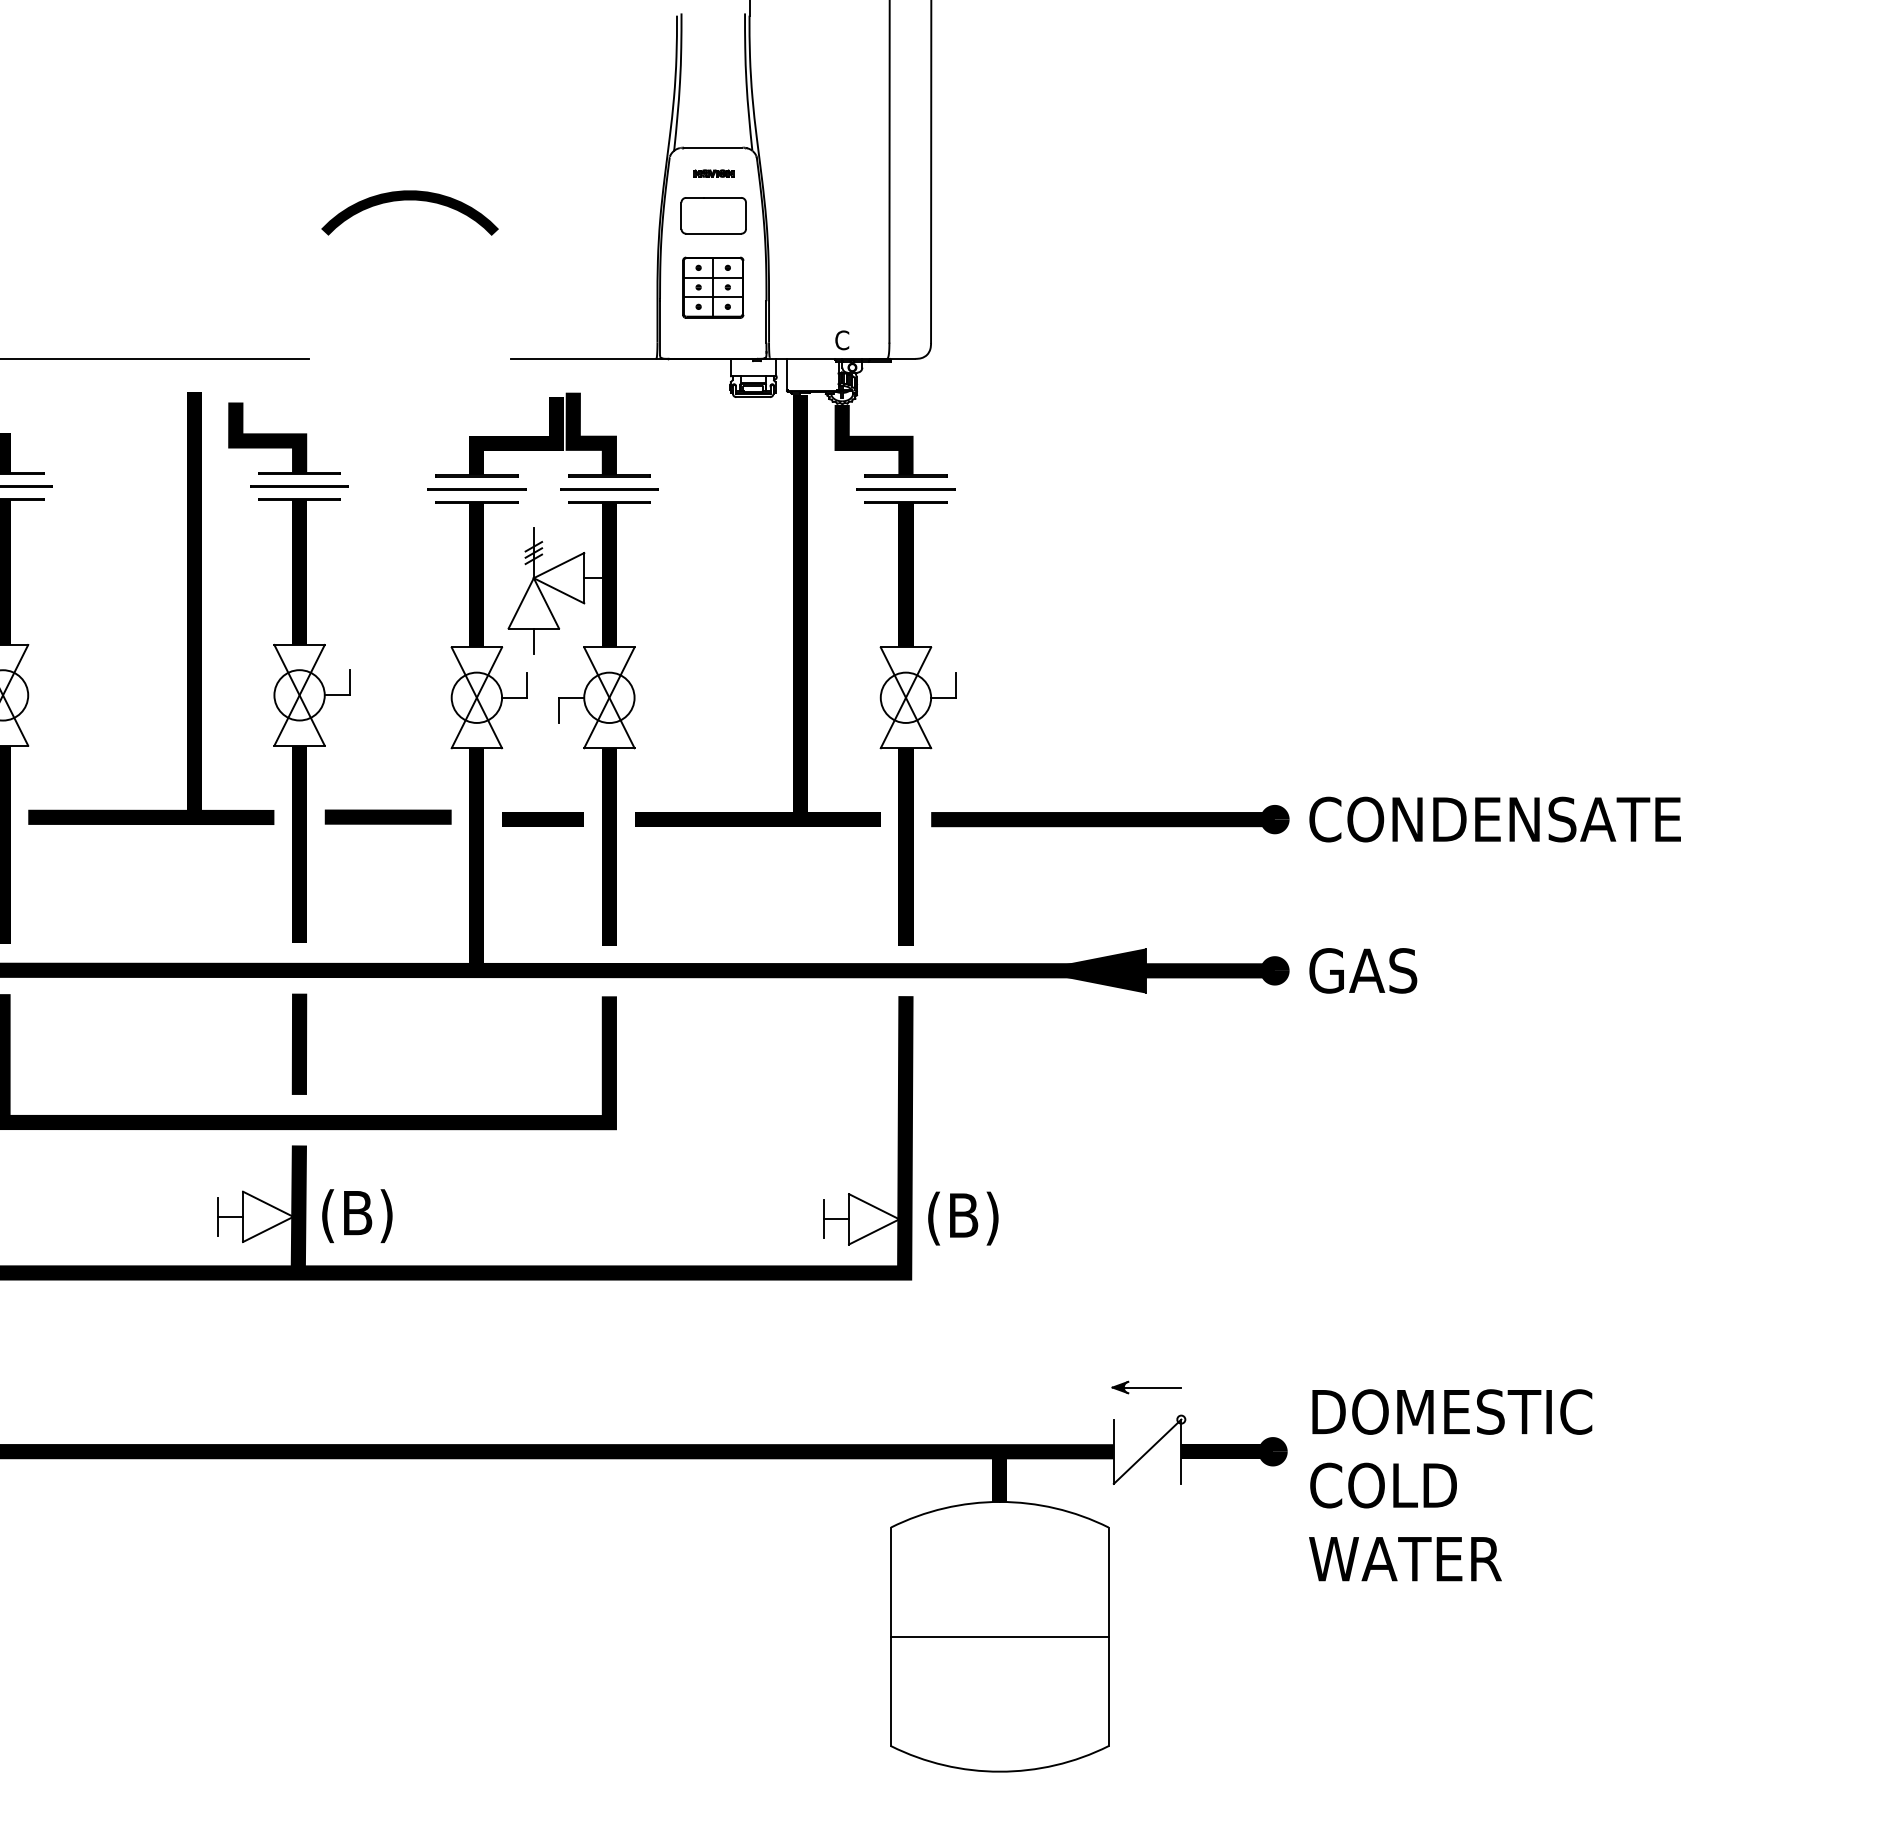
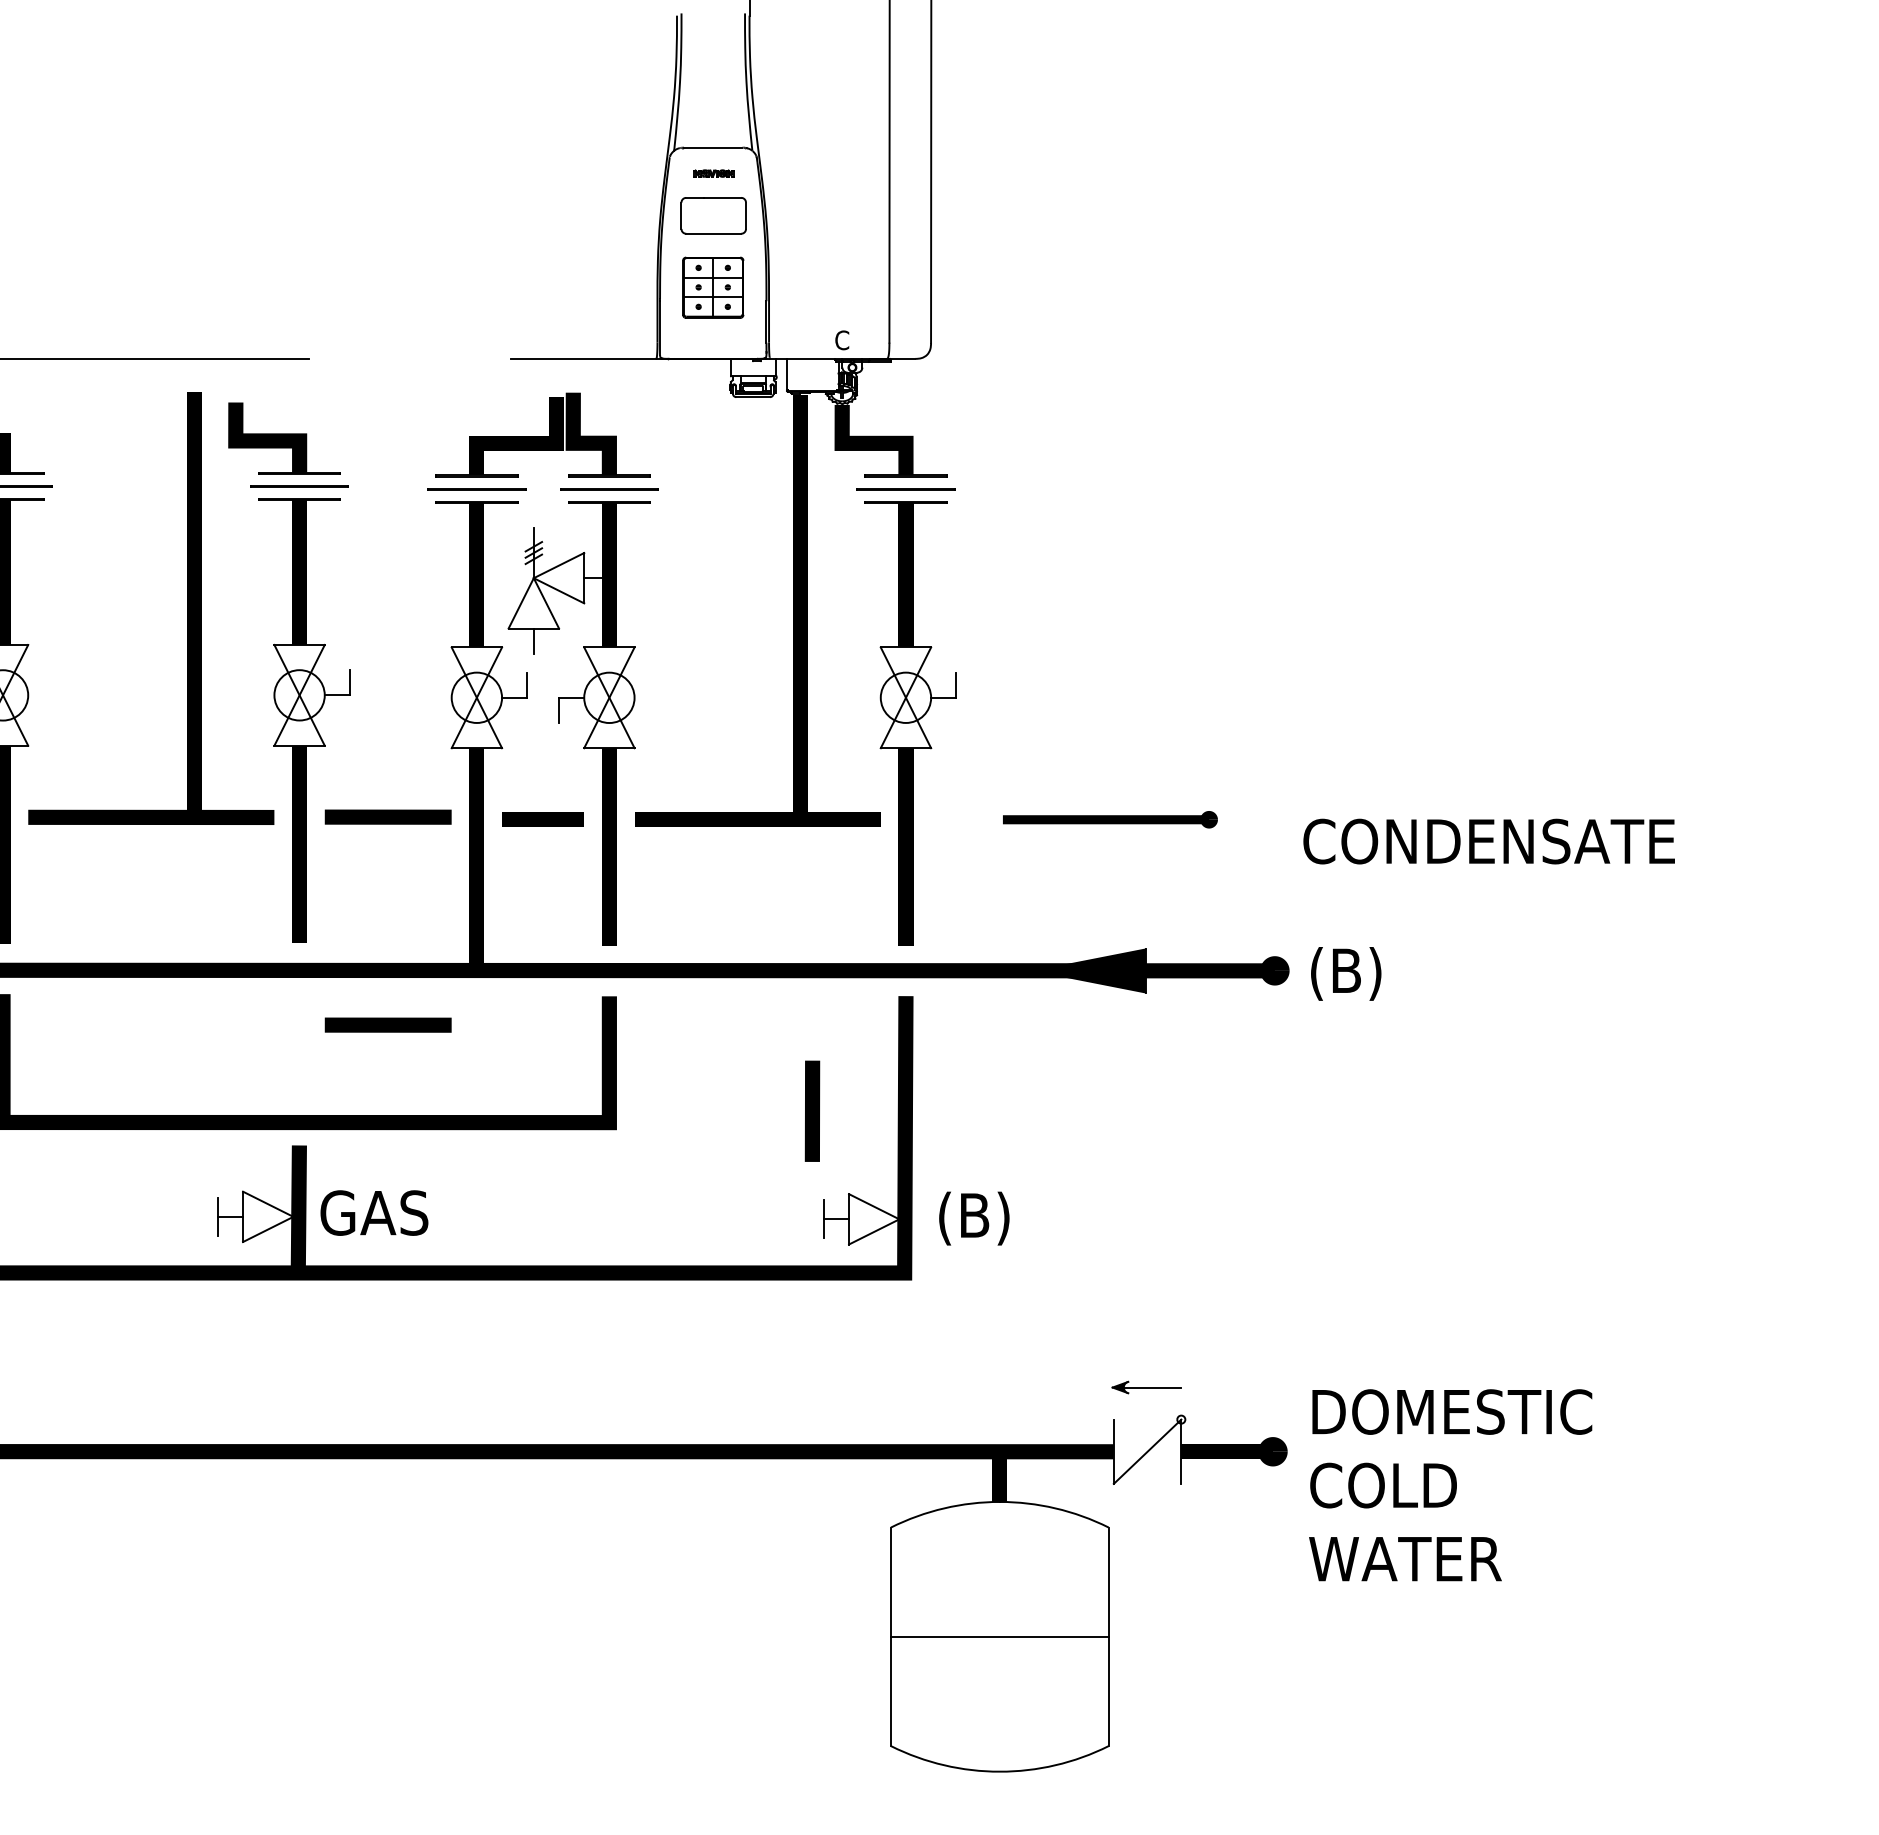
curve: present -> none (409, 200)
part size: 359x30 px -> 215x18 px (1110, 819)
text position: (1494, 819) -> (1488, 841) (1488, 841)
text: GAS -> (B) (1363, 973)
line: none -> present (387, 1024)
line position: (299, 1043) -> (812, 1110) (812, 1110)
text: (B) -> GAS (374, 1216)
text position: (963, 1218) -> (974, 1218) (974, 1218)
